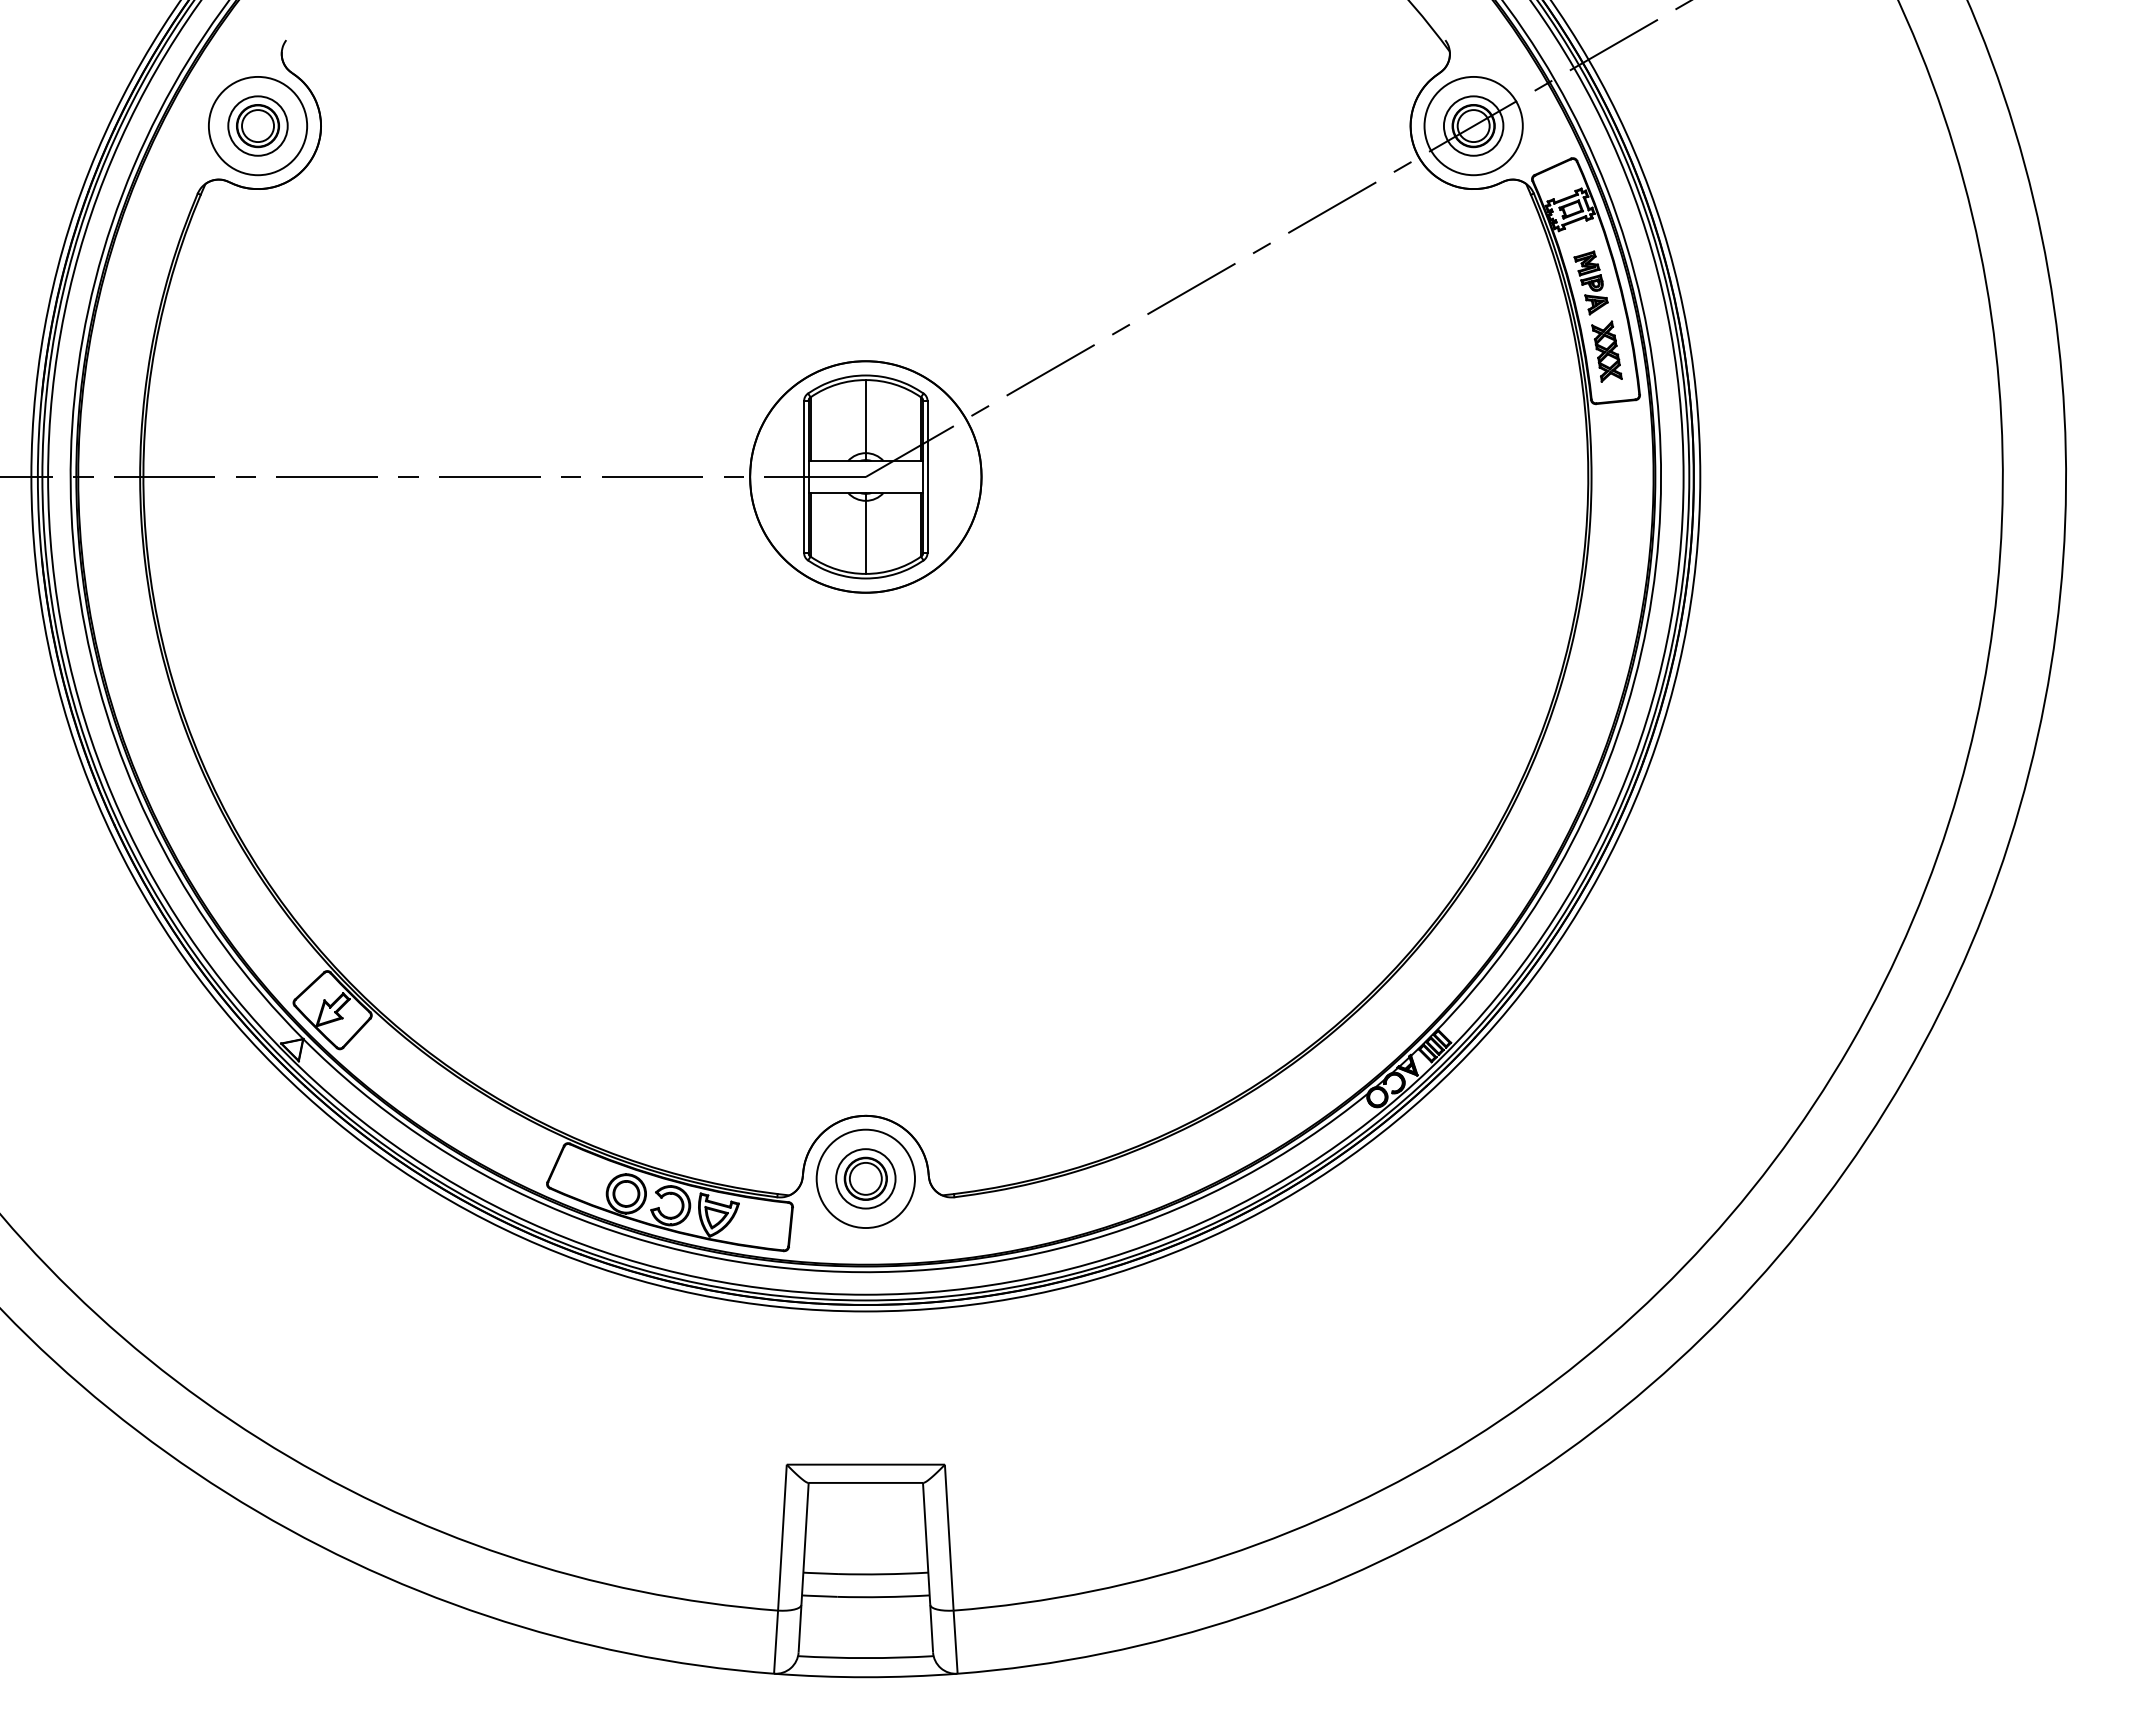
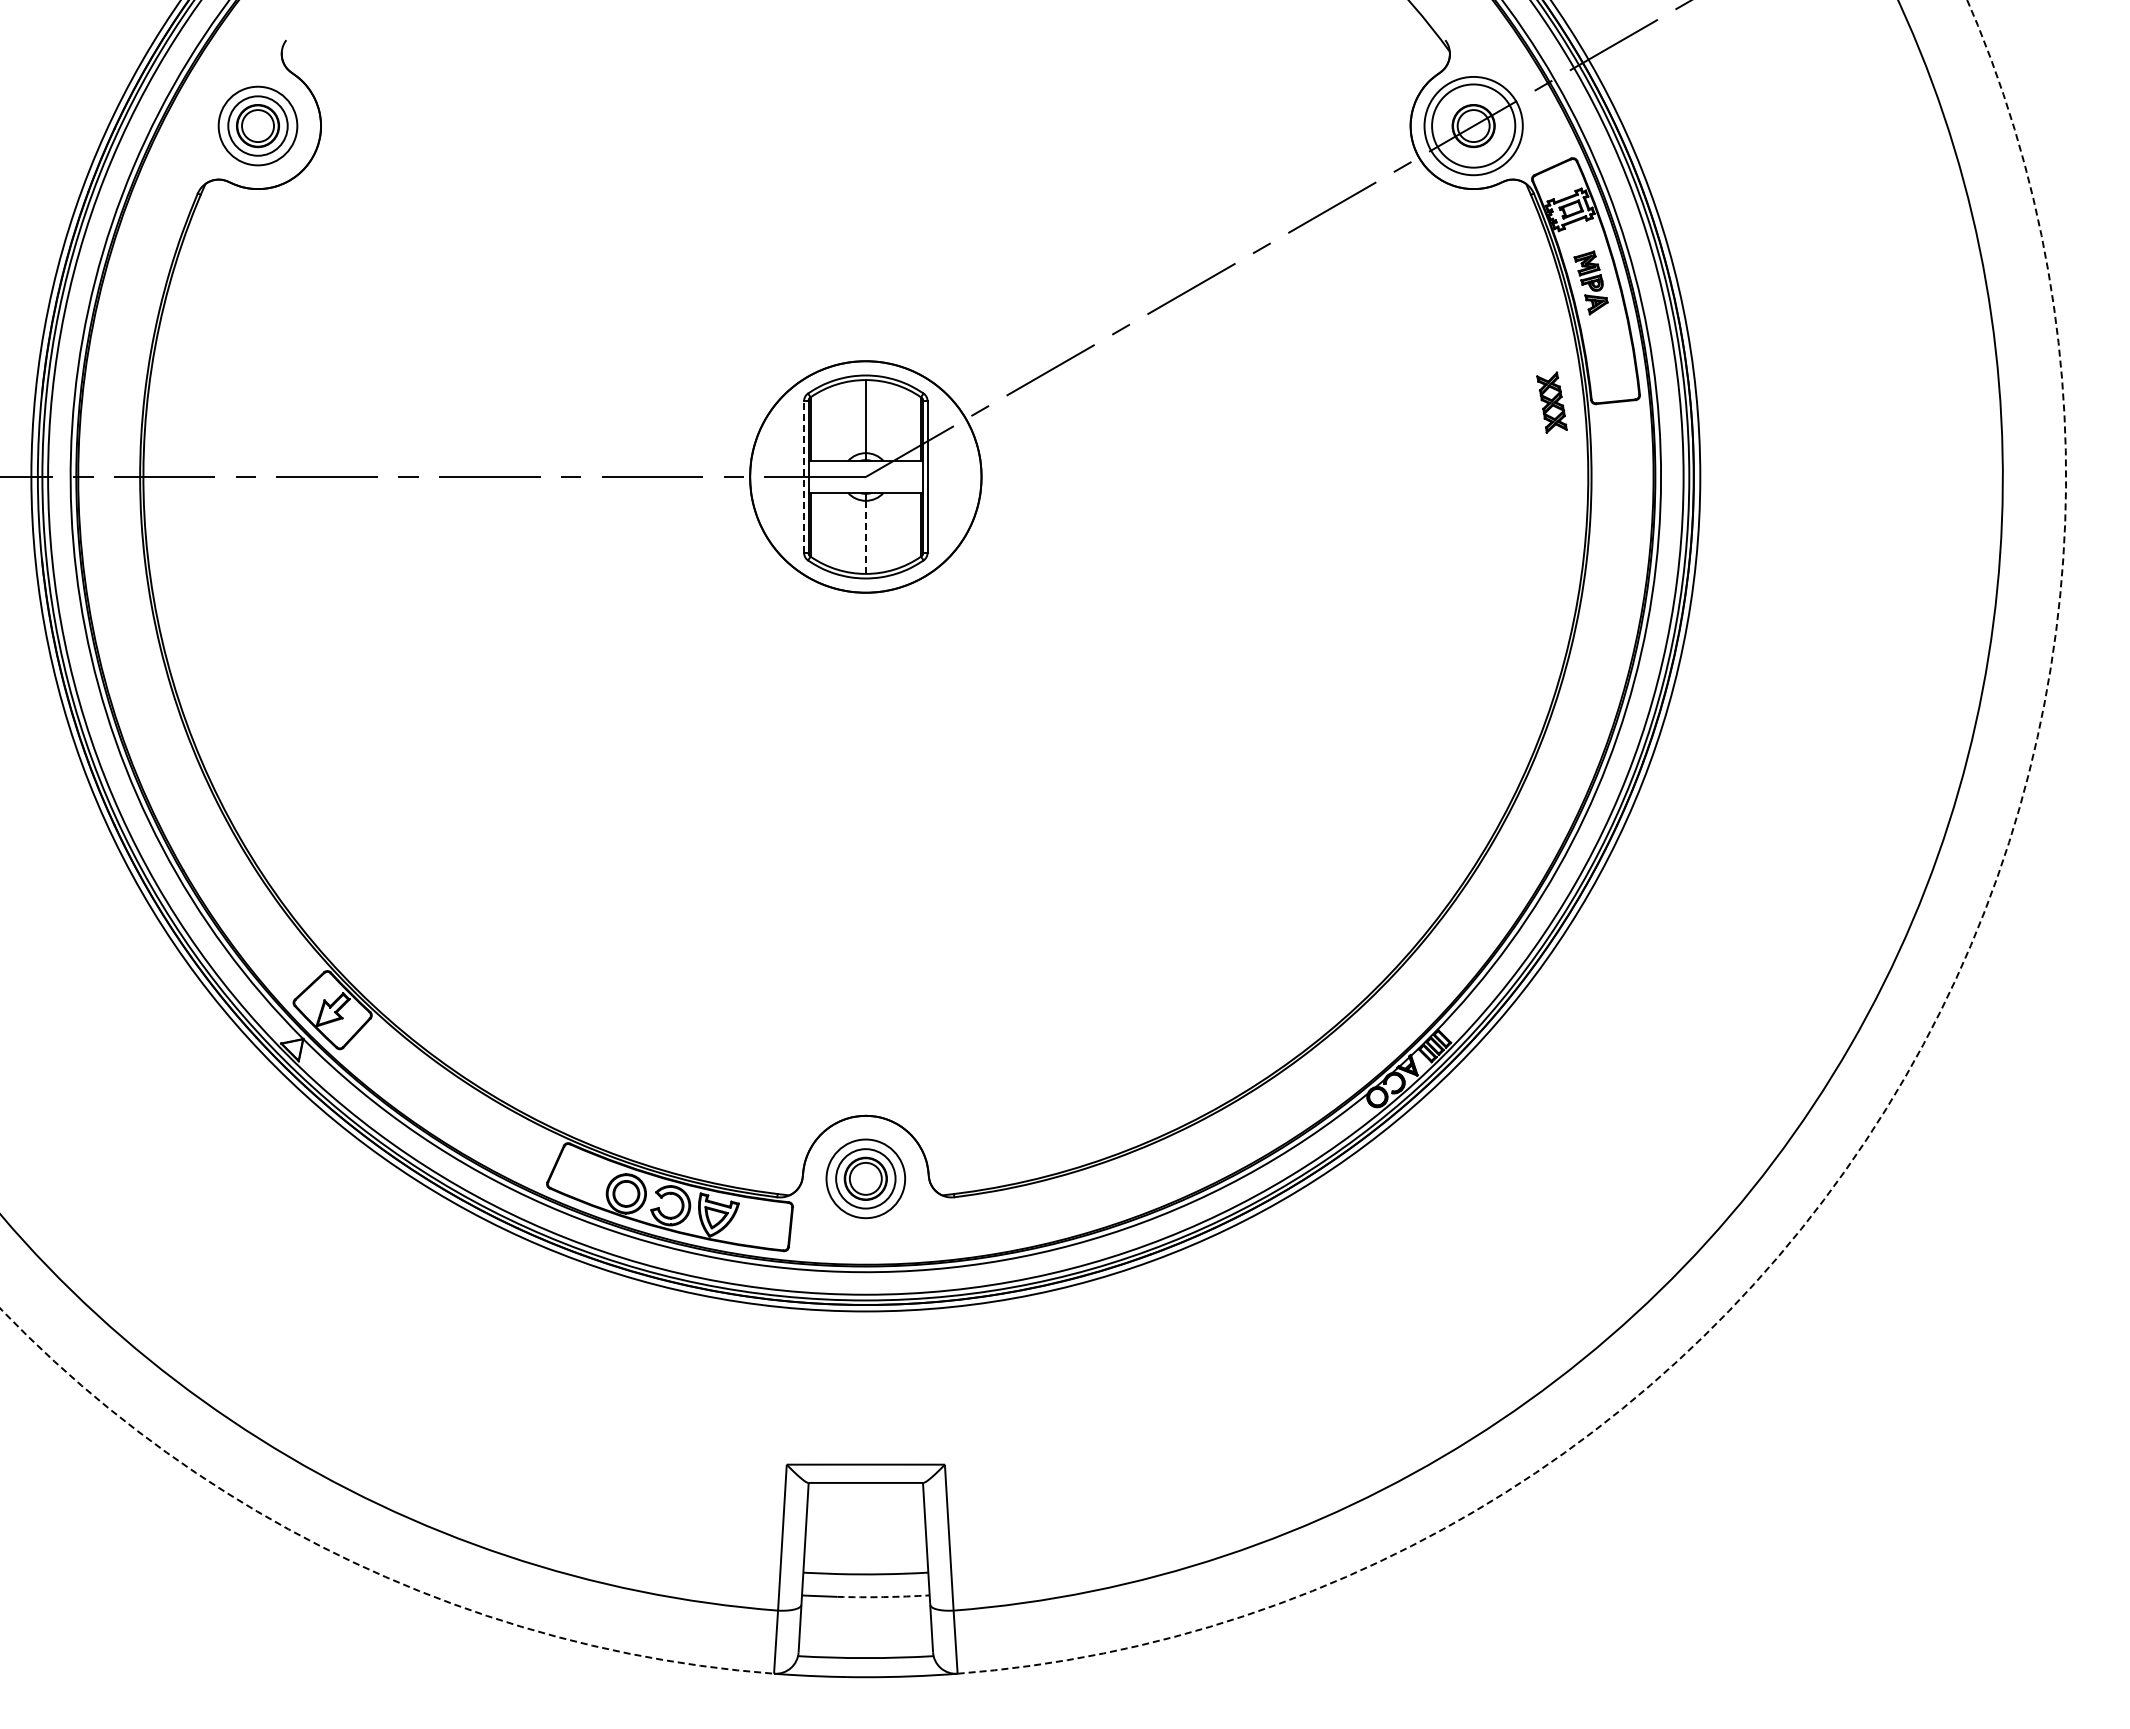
circle diameter: 98 px -> 79 px (257, 125)
circle diameter: 59 px -> 83 px (1473, 125)
part position: (1606, 351) -> (1551, 402) (1551, 402)
line: solid -> dashed (804, 477)
line: solid -> dashed (865, 537)
arc: solid -> dashed (1893, 1096)
circle diameter: 98 px -> 79 px (865, 1178)
arc: solid -> dashed (352, 1561)
arc: solid -> dashed (883, 1597)
